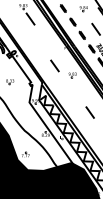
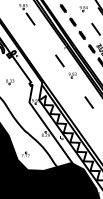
line position: (54, 65) -> (59, 60) (59, 60)
line position: (89, 112) -> (88, 102) (88, 102)
